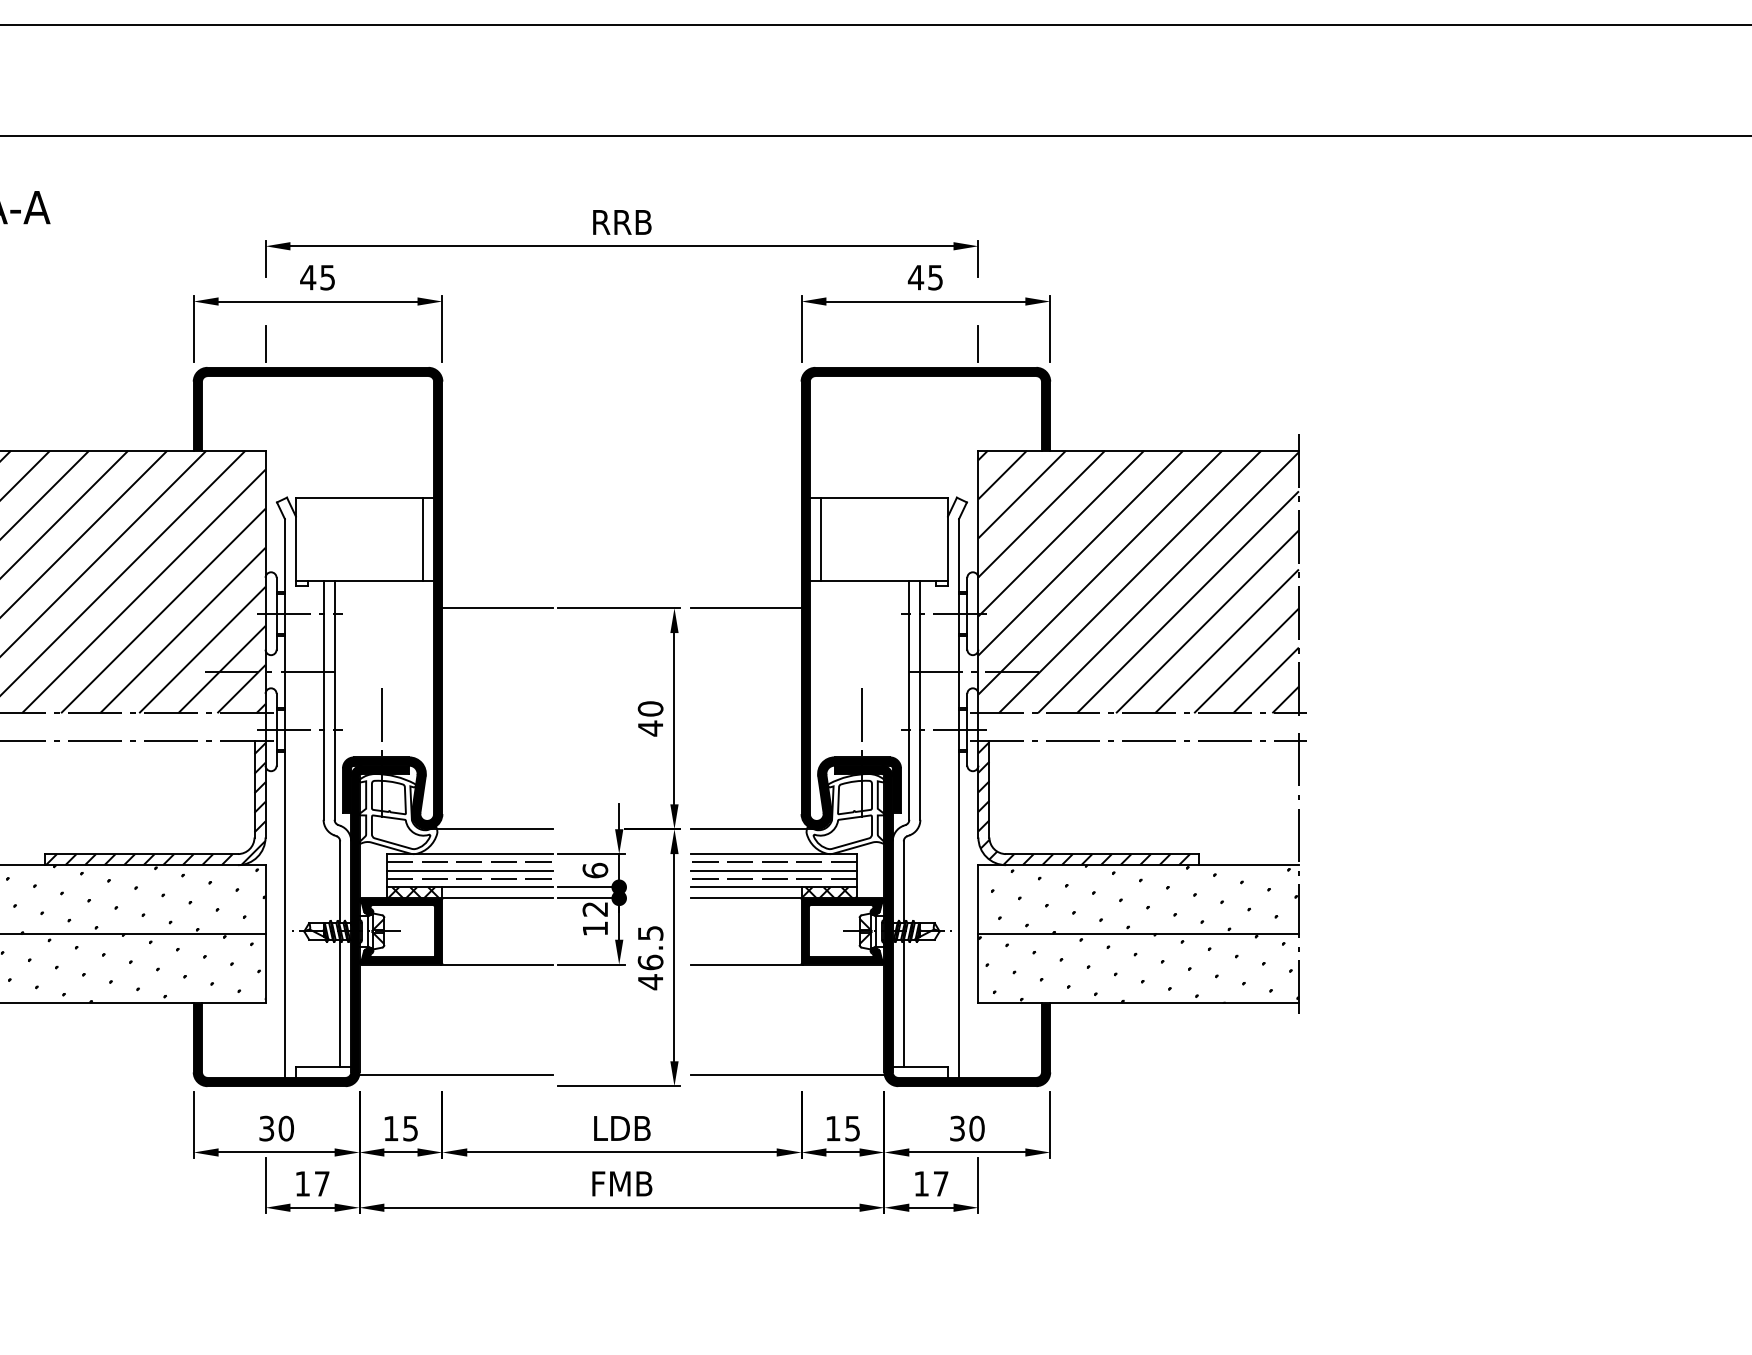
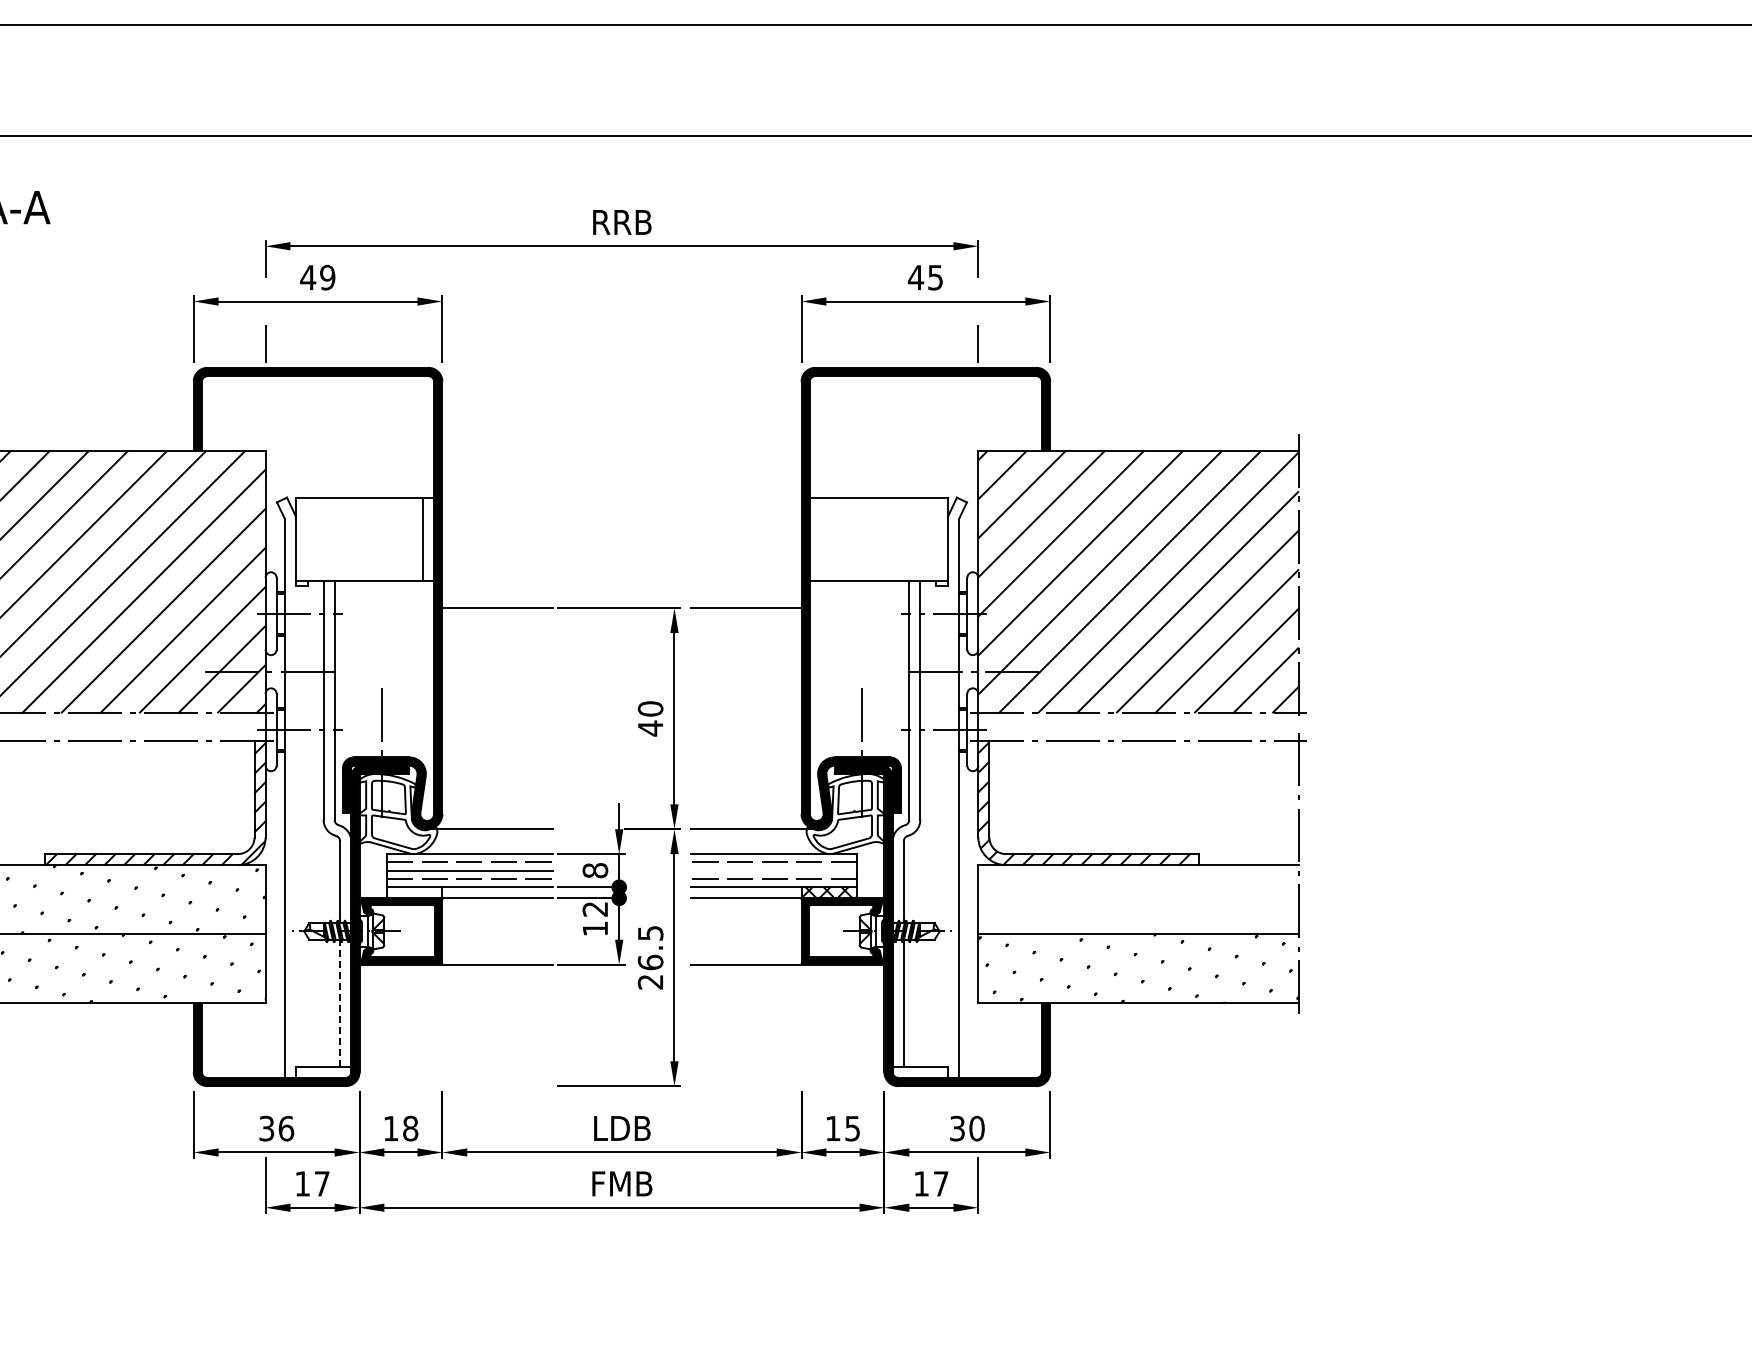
text: 45 -> 49 (327, 277)
line: present -> none (820, 538)
text: 6 -> 8 (595, 870)
line: present -> none (773, 870)
hatch: present -> none (415, 892)
hatch: present -> none (1140, 899)
text: 46.5 -> 26.5 (649, 982)
line: solid -> dashed (340, 1002)
line: present -> none (455, 1075)
line: present -> none (787, 1075)
text: 30 -> 36 (286, 1128)
text: 15 -> 18 (410, 1128)
